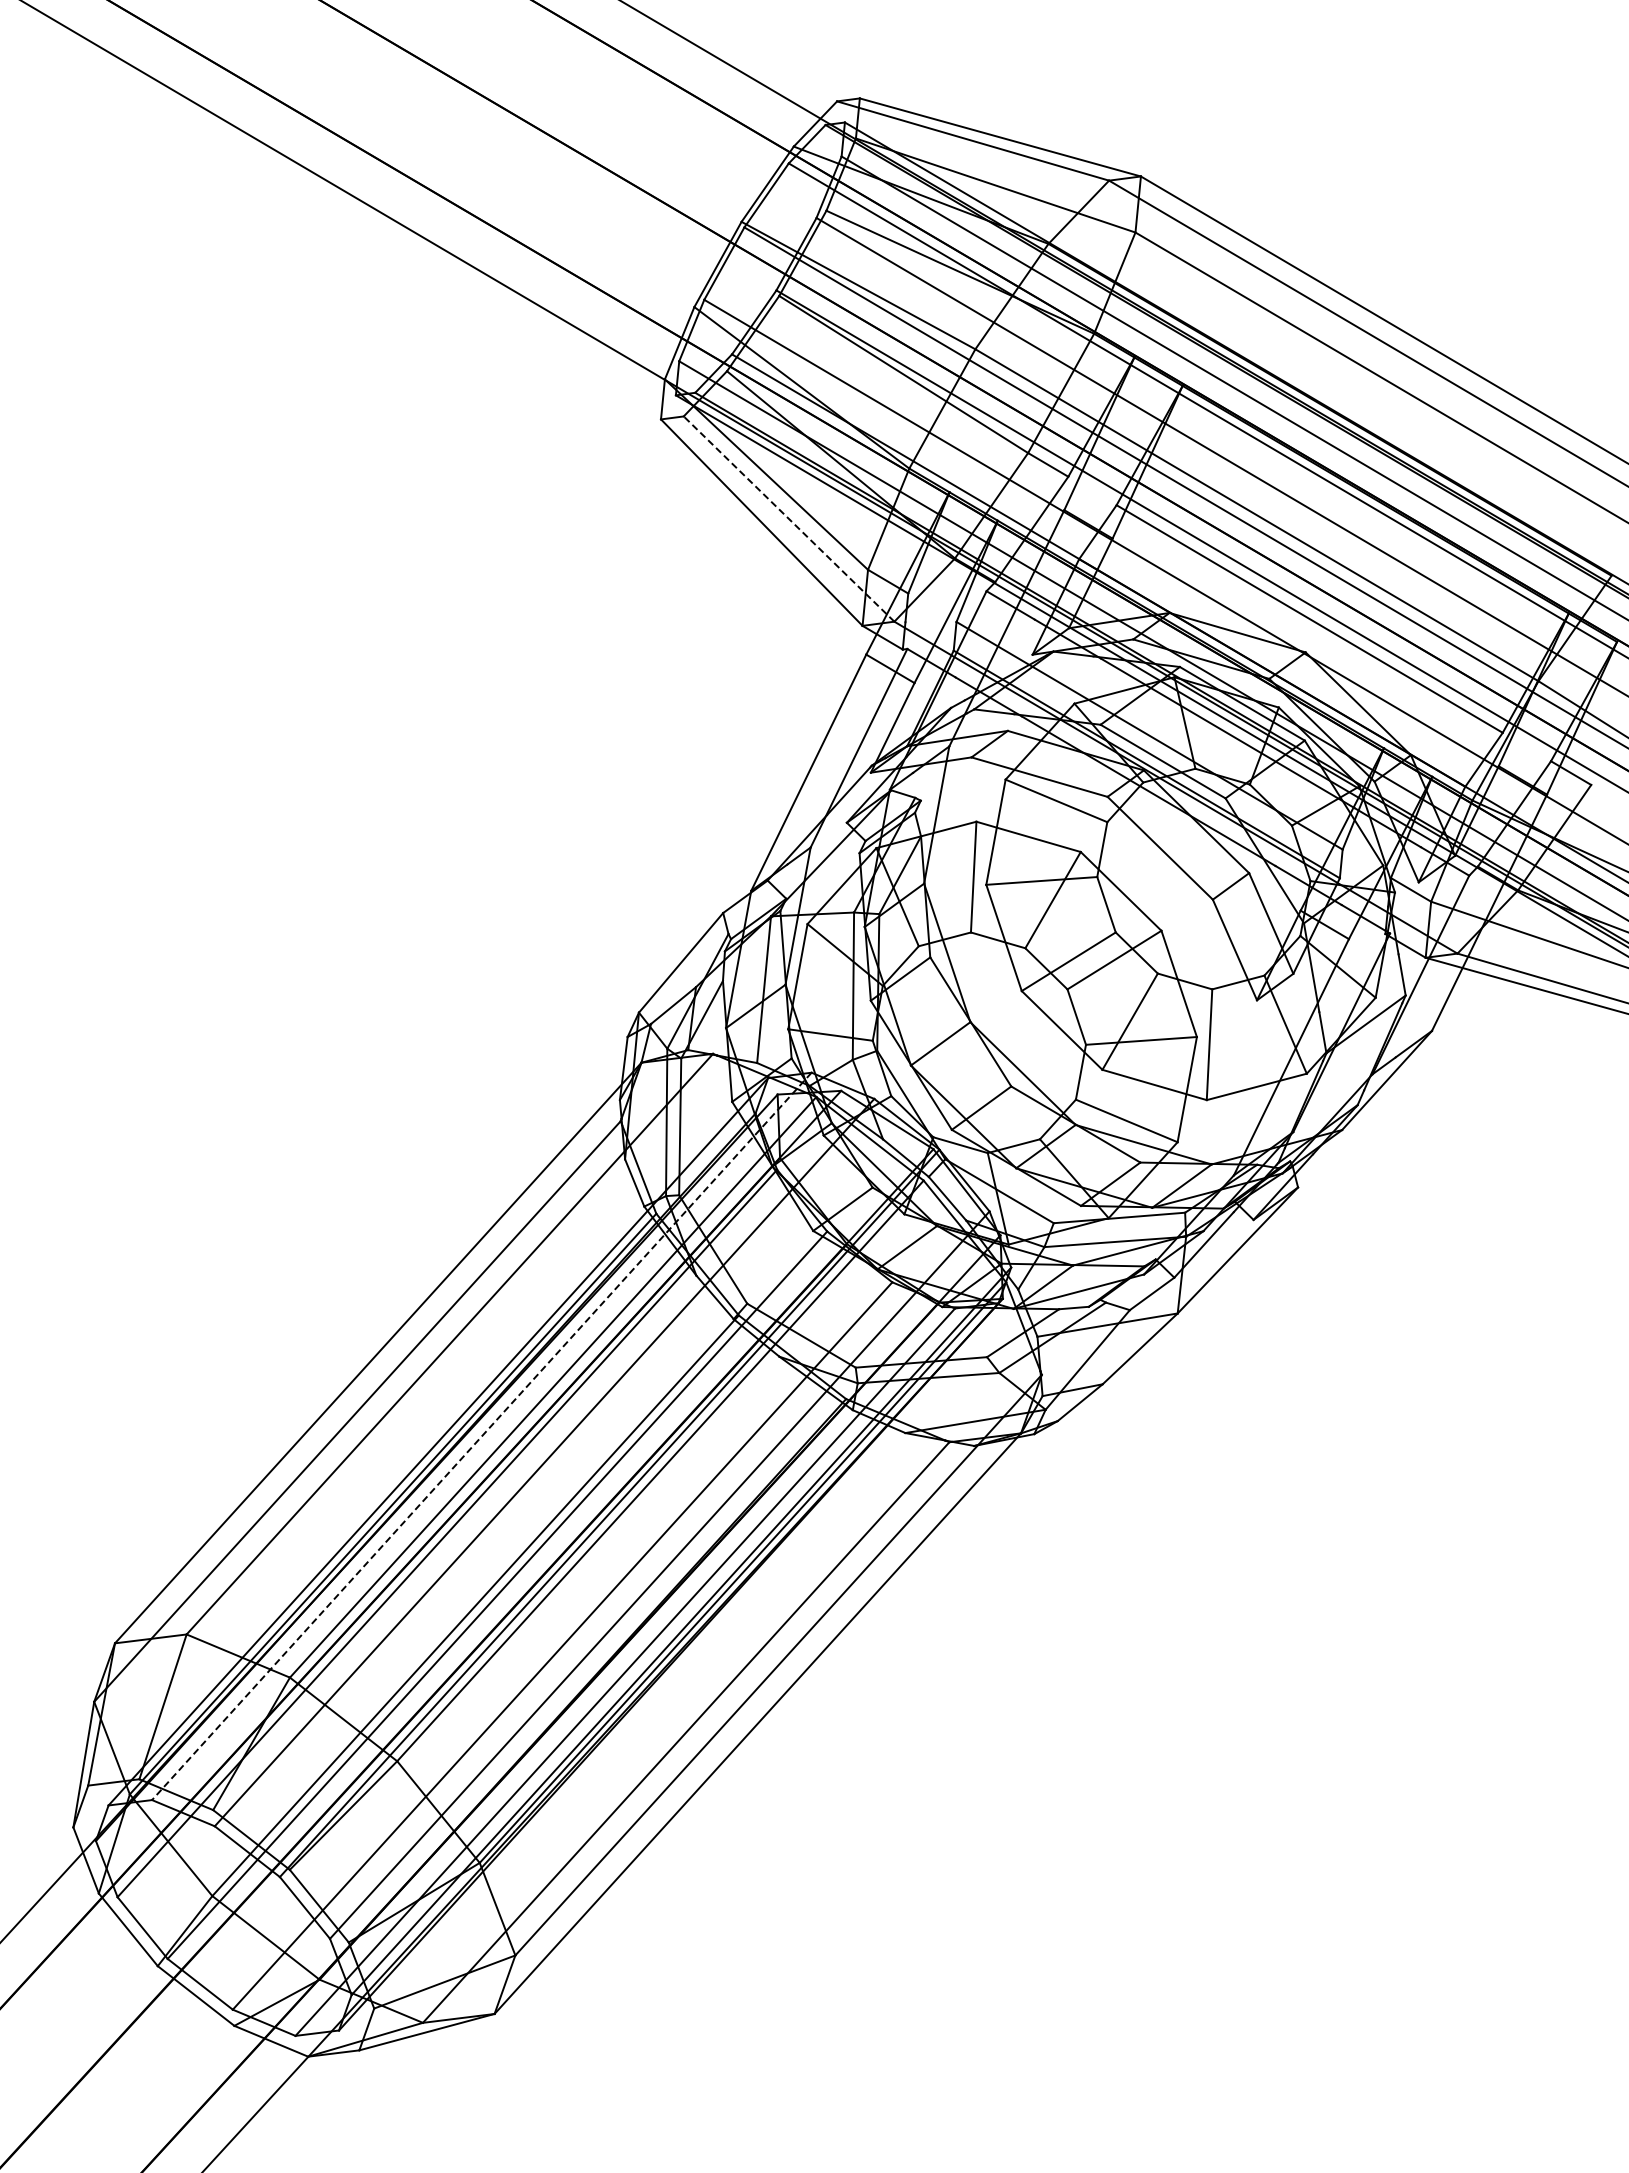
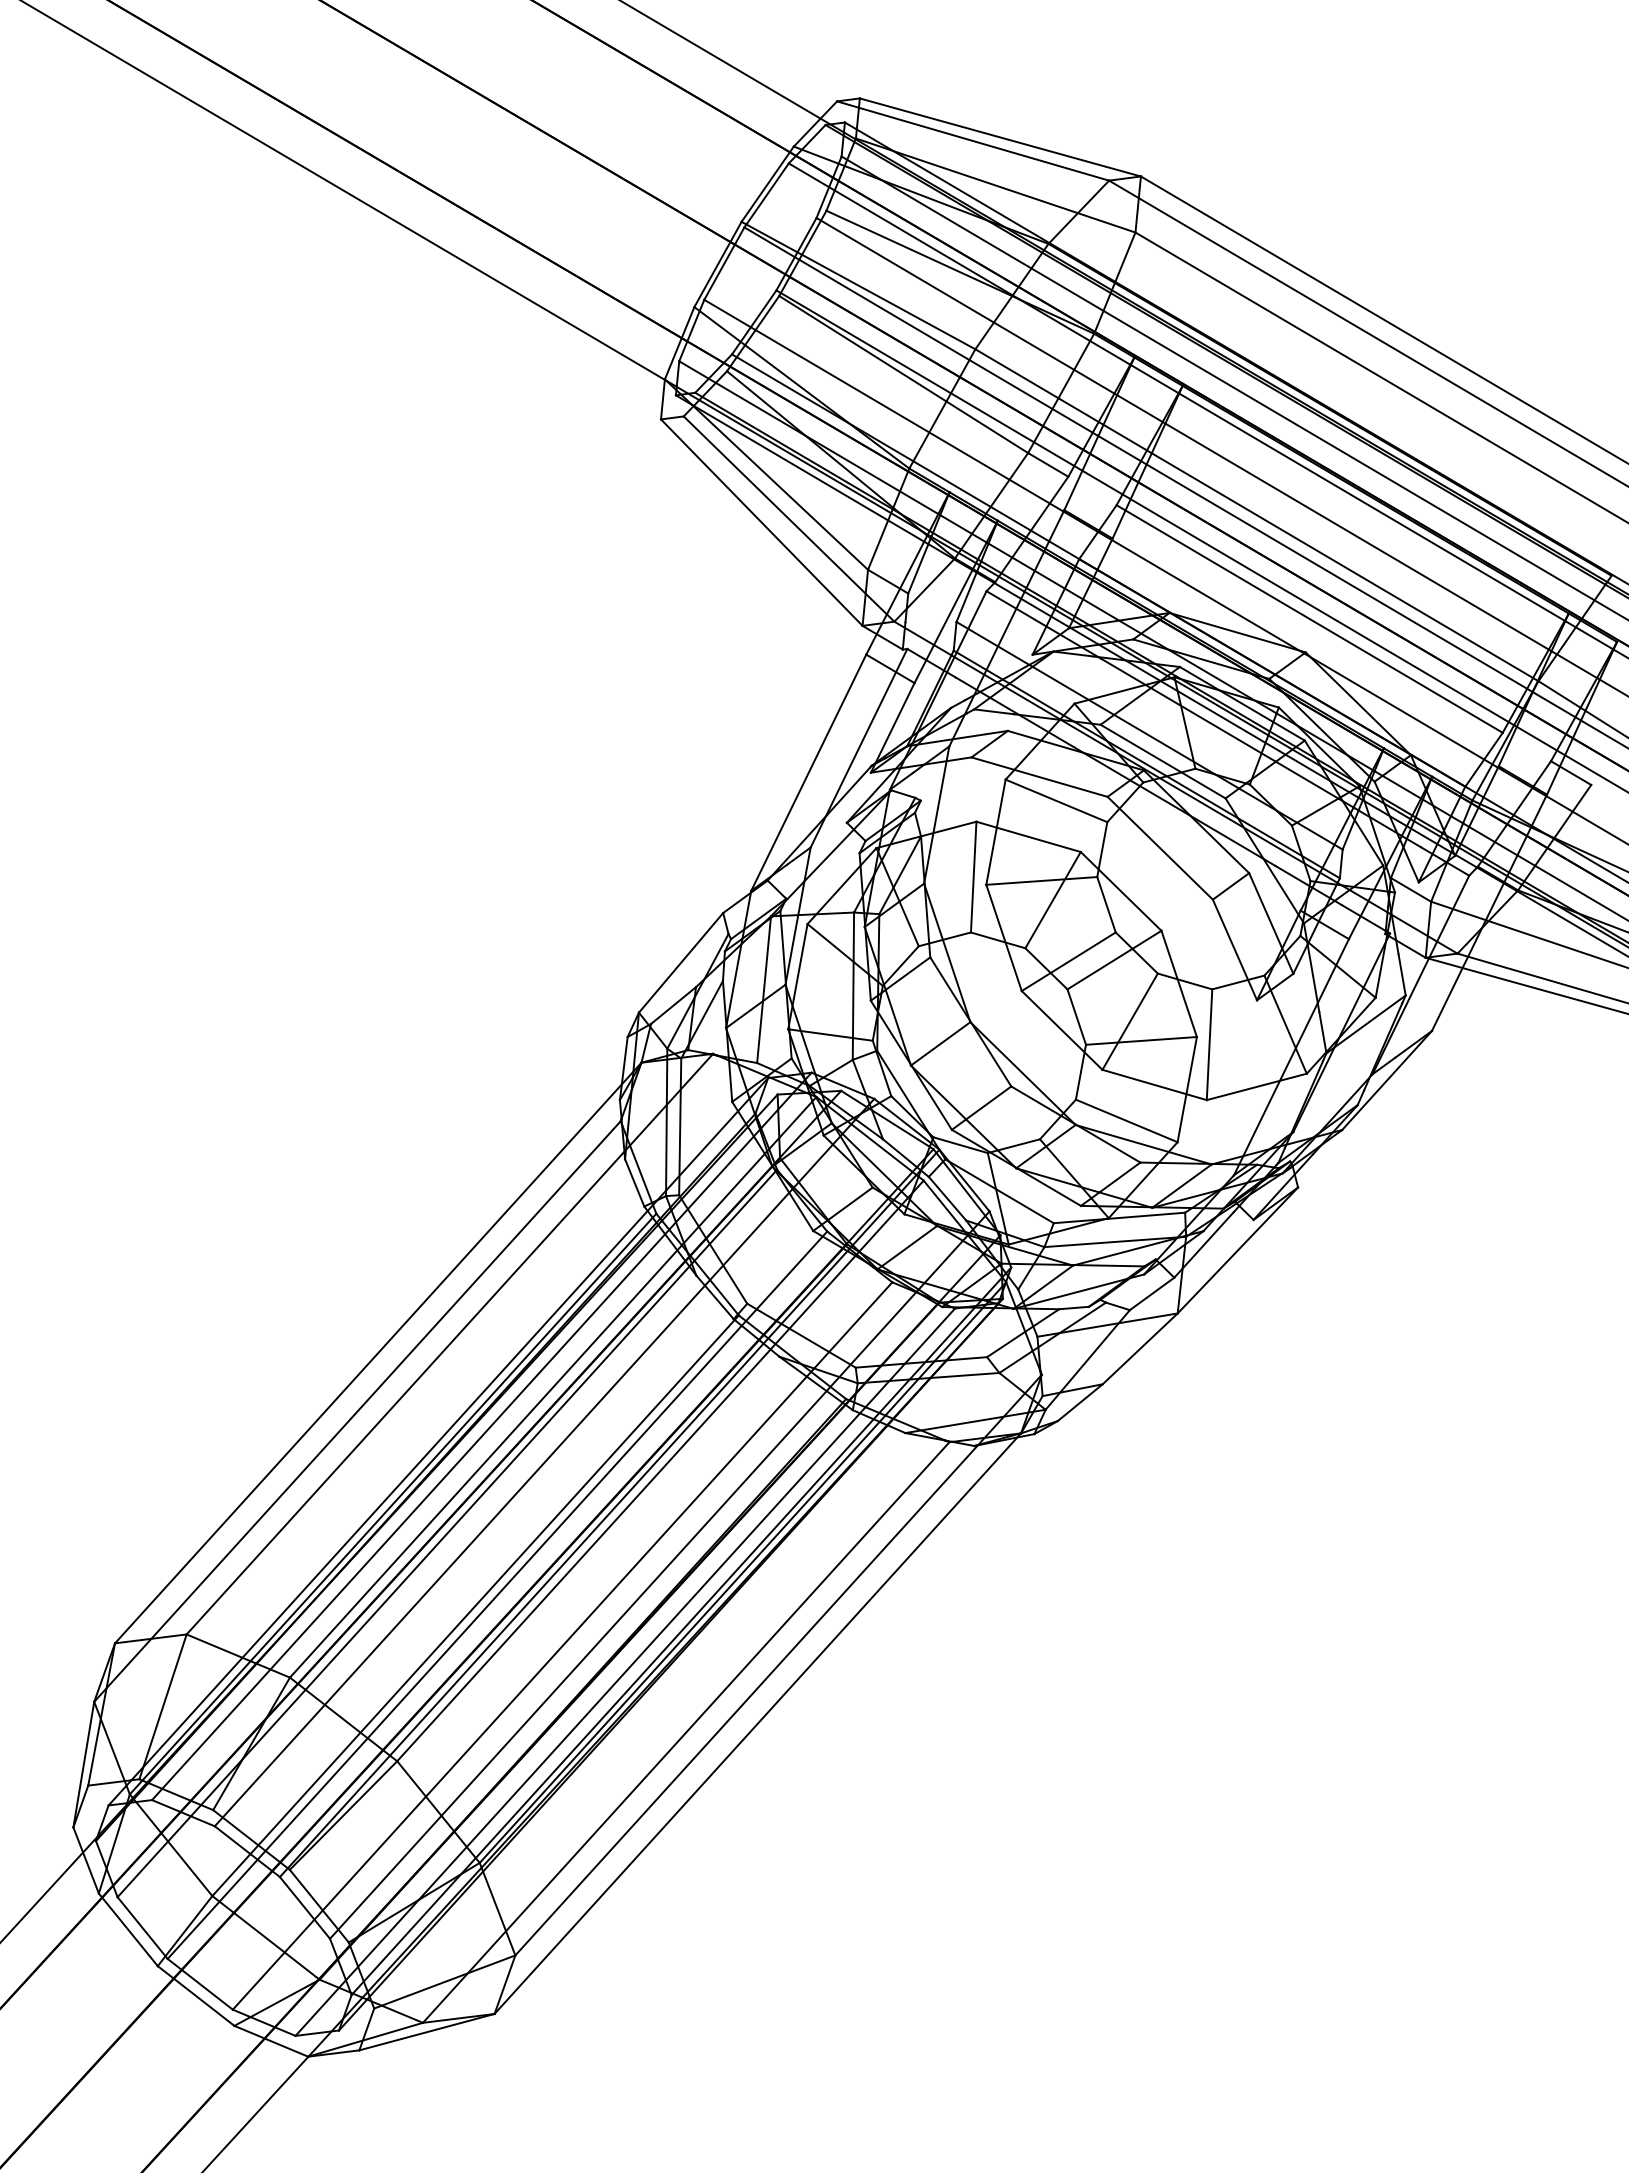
line: dashed -> solid (788, 518)
line: dashed -> solid (481, 1436)
